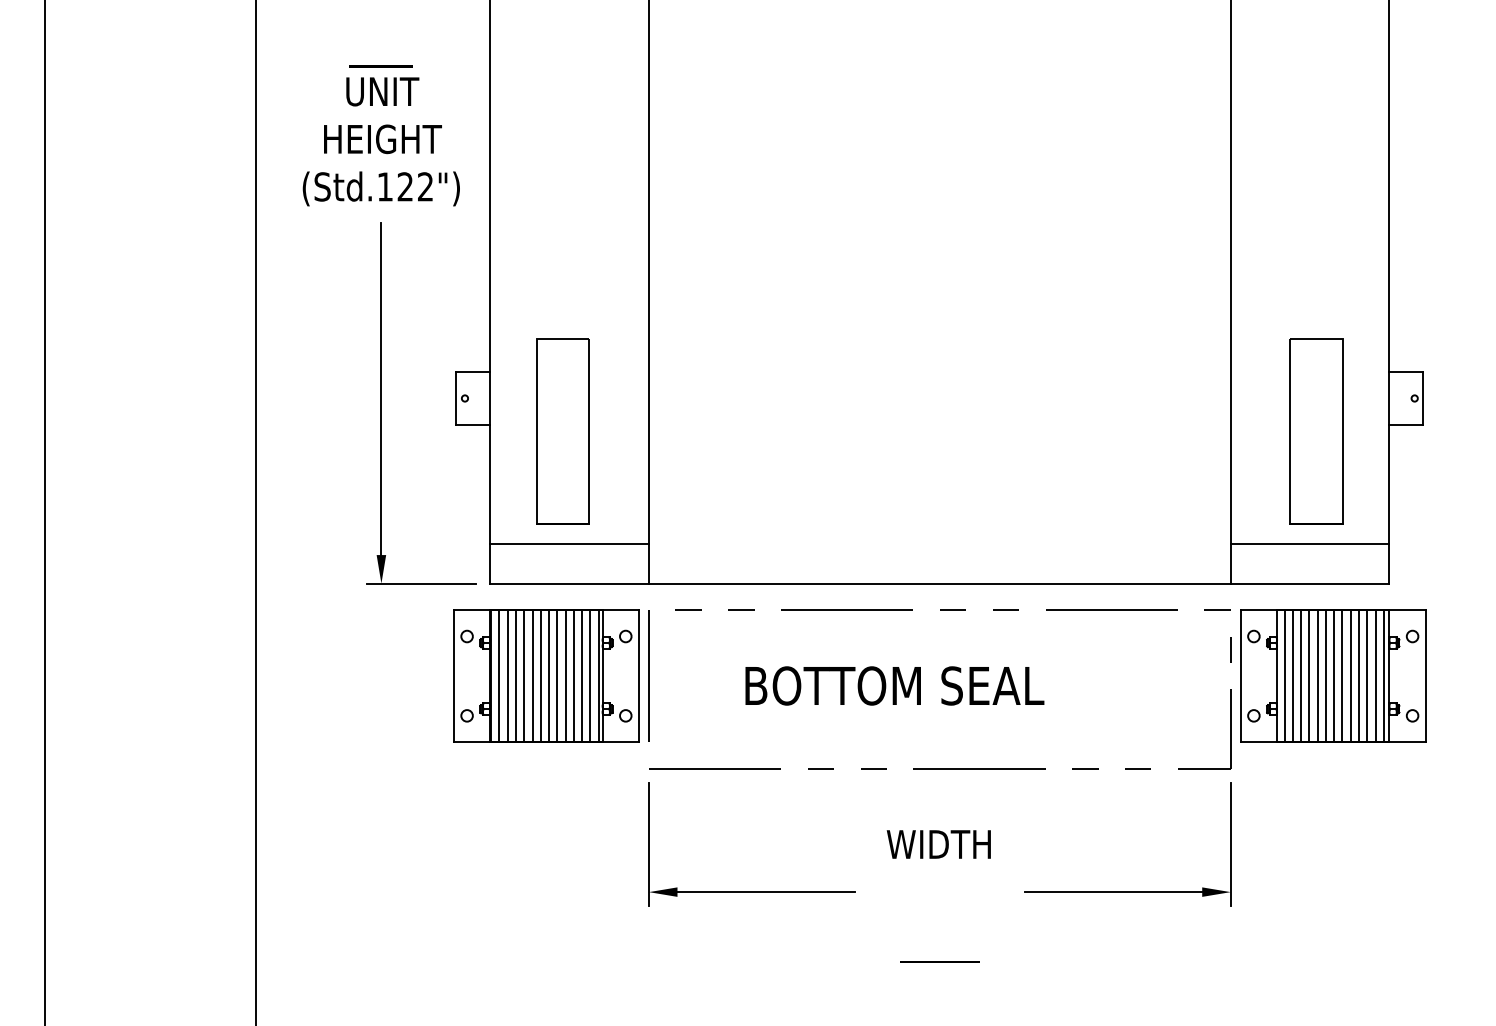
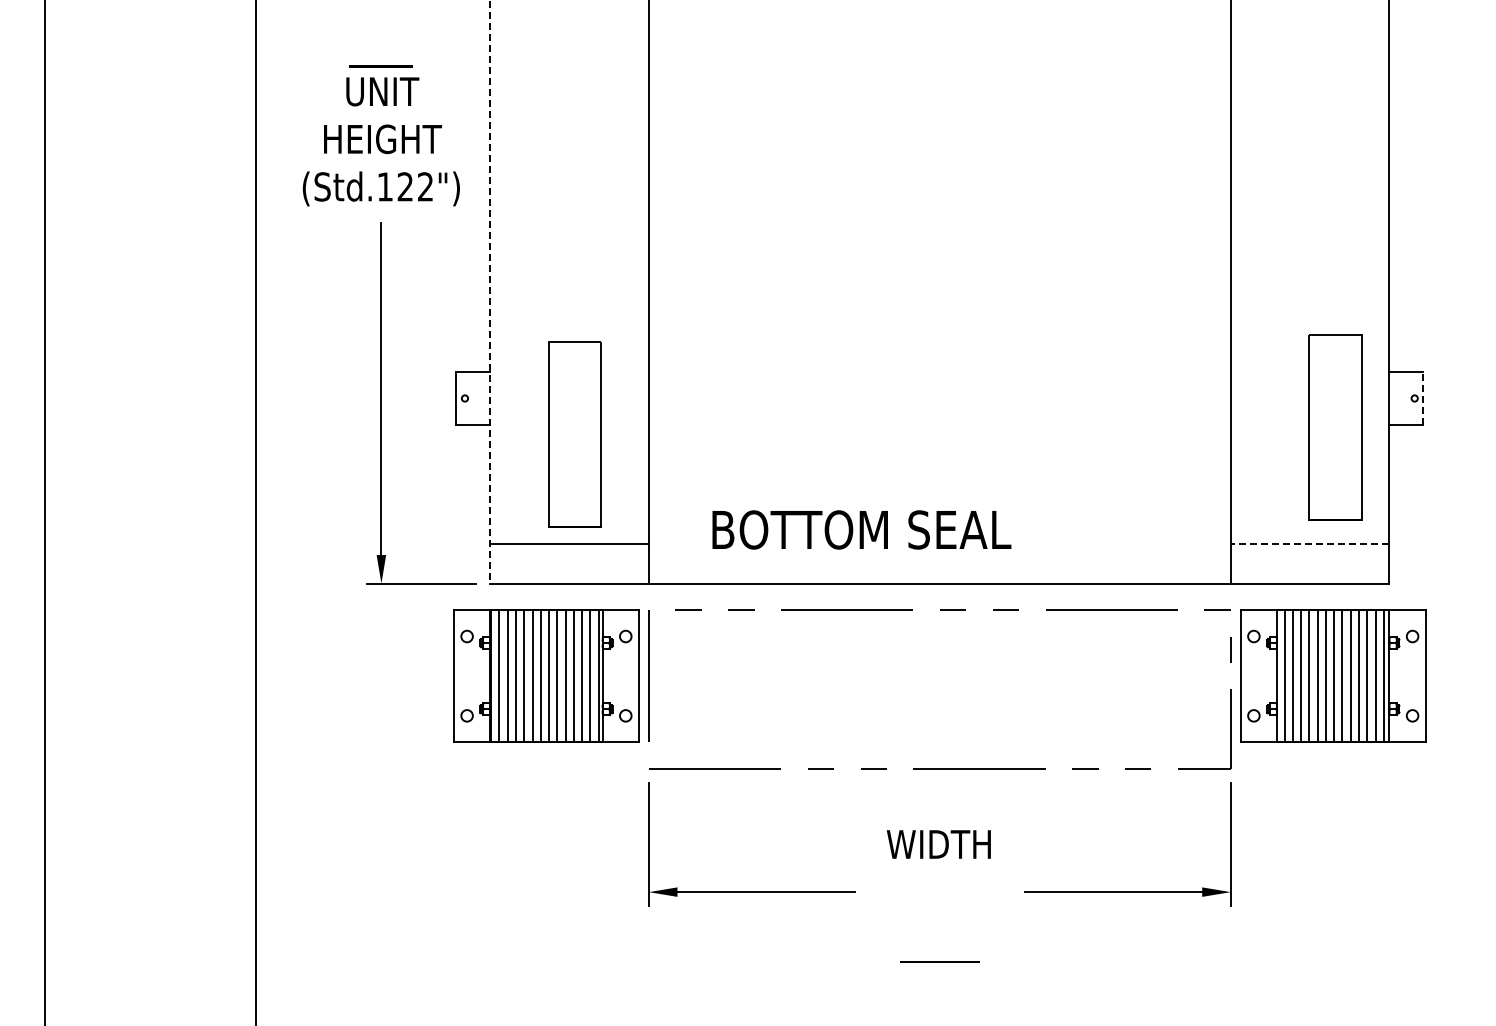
line: solid -> dashed (490, 292)
line: solid -> dashed (1423, 398)
part position: (562, 431) -> (574, 434) (574, 434)
part position: (1316, 431) -> (1335, 427) (1335, 427)
line: solid -> dashed (1309, 543)
text position: (894, 685) -> (861, 529) (861, 529)
